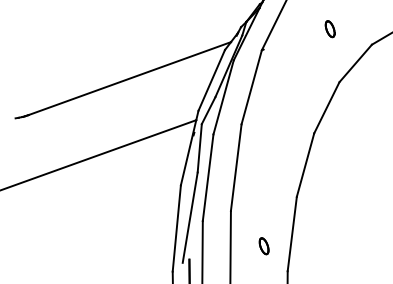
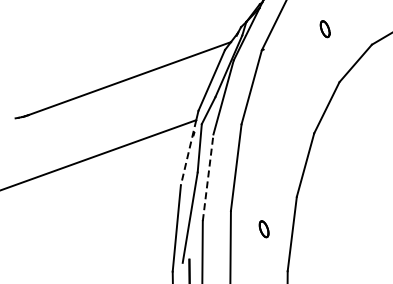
part position: (329, 29) -> (324, 29) (324, 29)
line: solid -> dashed (188, 153)
line: solid -> dashed (208, 177)
part position: (263, 246) -> (263, 229) (263, 229)
